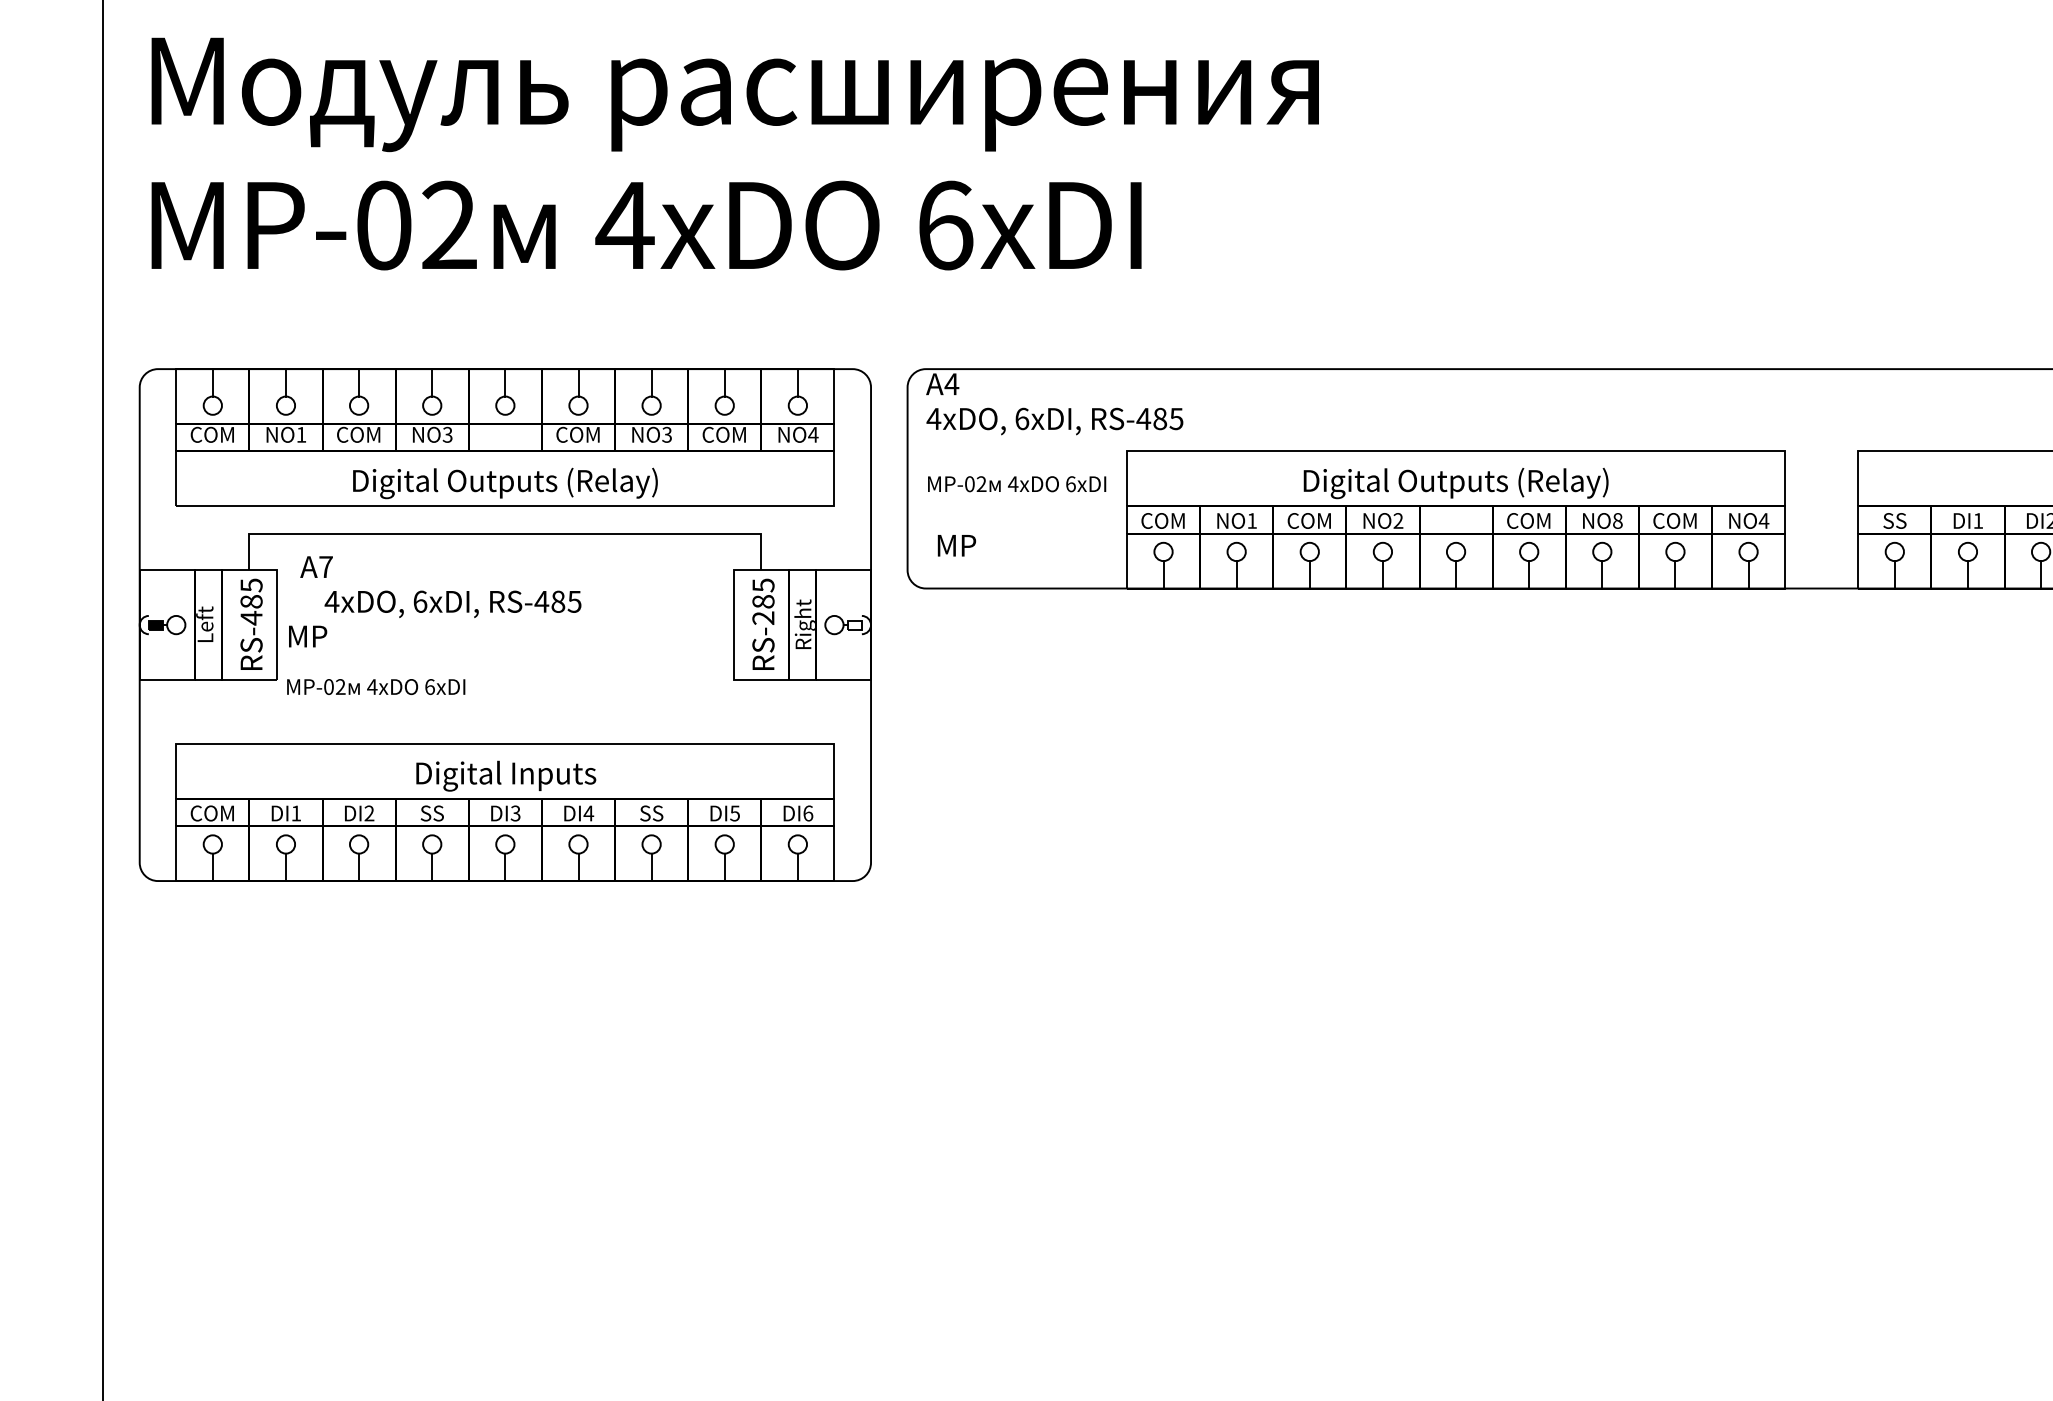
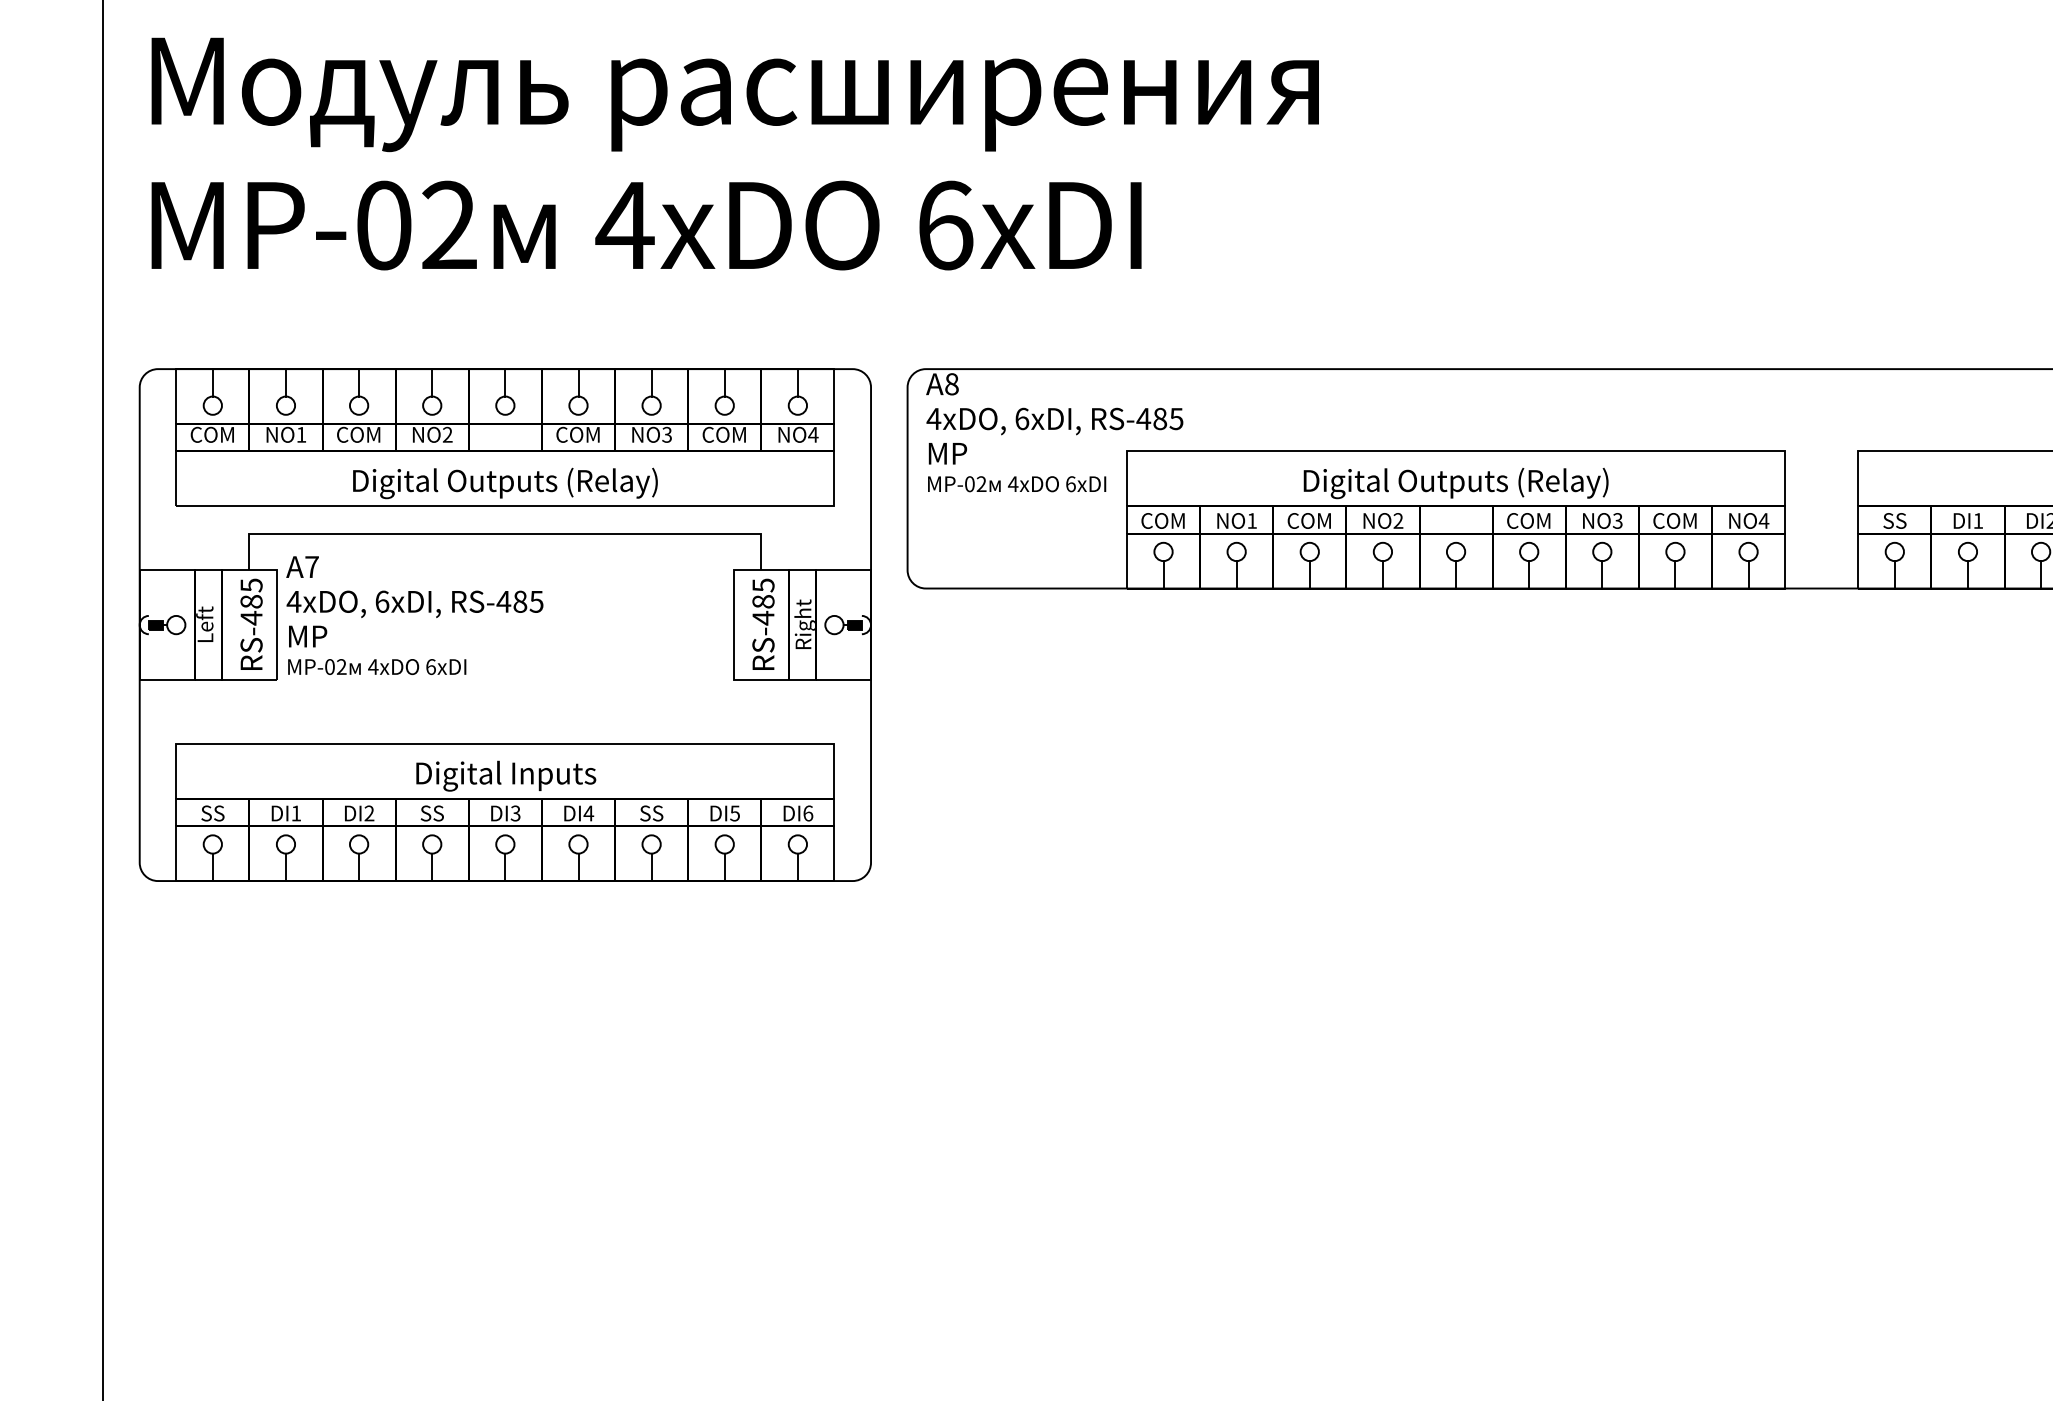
text: A4 -> A8 (951, 384)
text: NO3 -> NO2 (447, 434)
text: NO8 -> NO3 (1617, 520)
text position: (956, 545) -> (947, 453) (947, 453)
text position: (316, 566) -> (302, 566) (302, 566)
text position: (452, 603) -> (414, 603) (414, 603)
text: RS-285 -> RS-485 (763, 617)
fill: none -> present (854, 624)
text position: (376, 686) -> (377, 666) (377, 666)
text: COM -> SS (211, 813)
